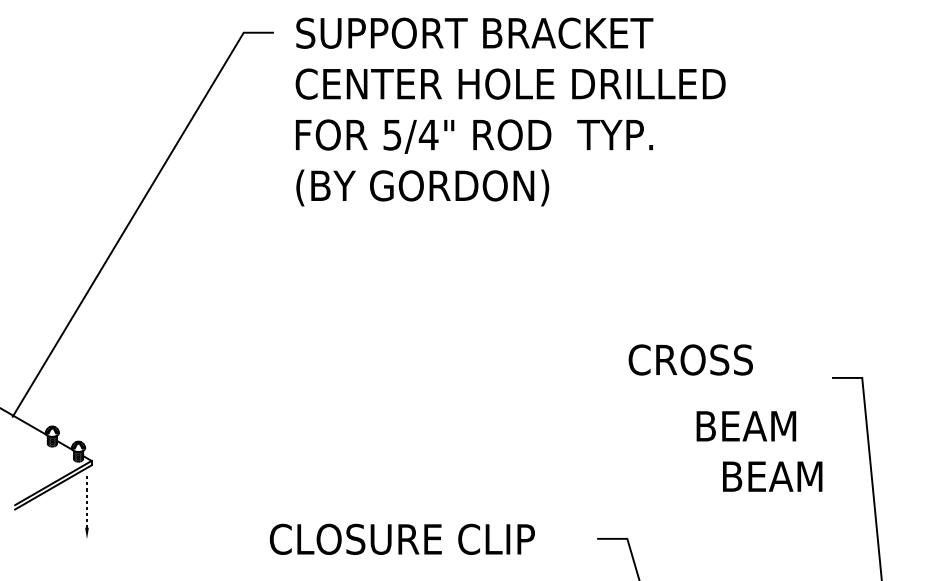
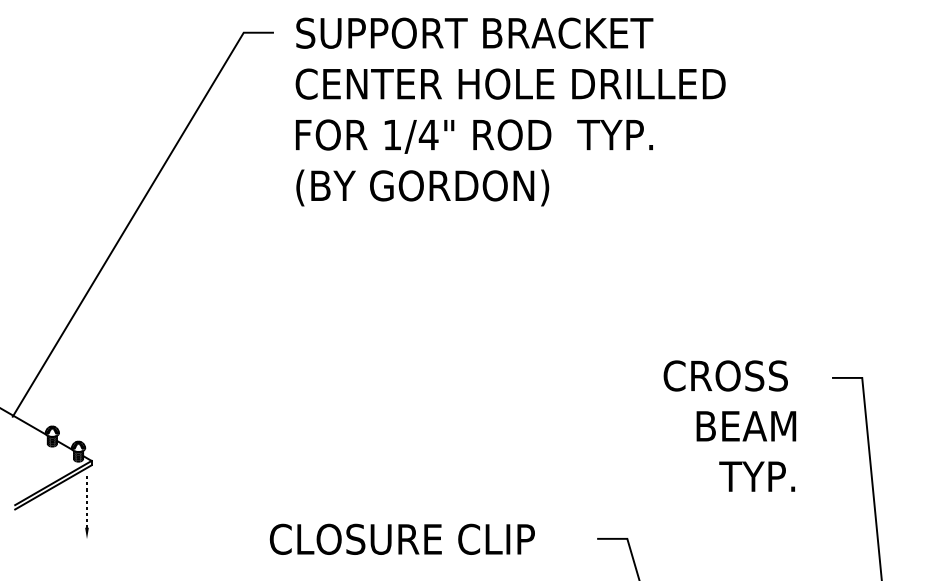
text: 5/4" -> 1/4" (392, 135)
text position: (690, 359) -> (725, 375) (725, 375)
text: BEAM -> TYP. (770, 476)
